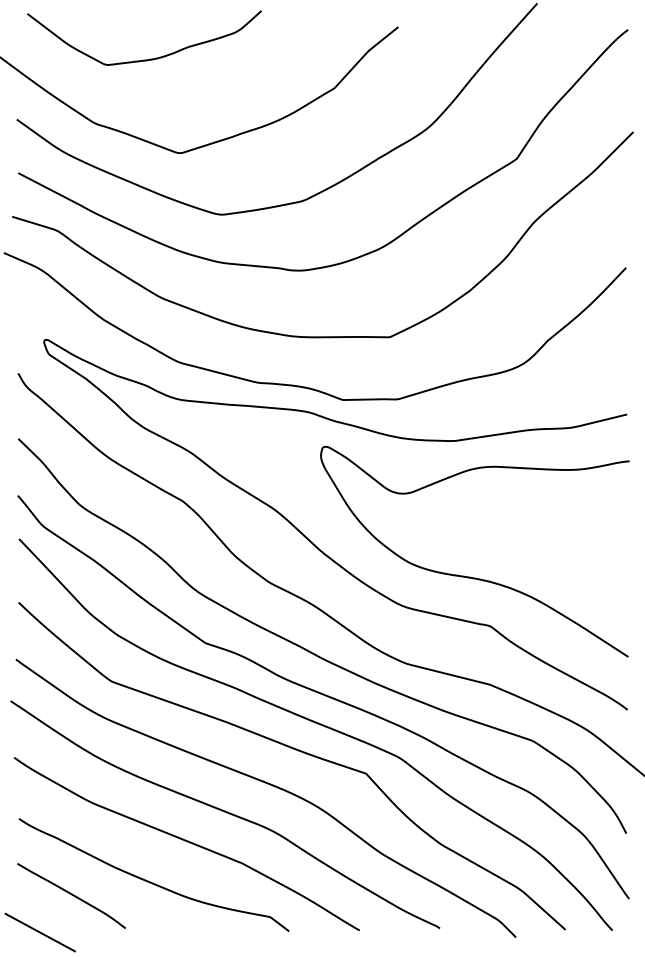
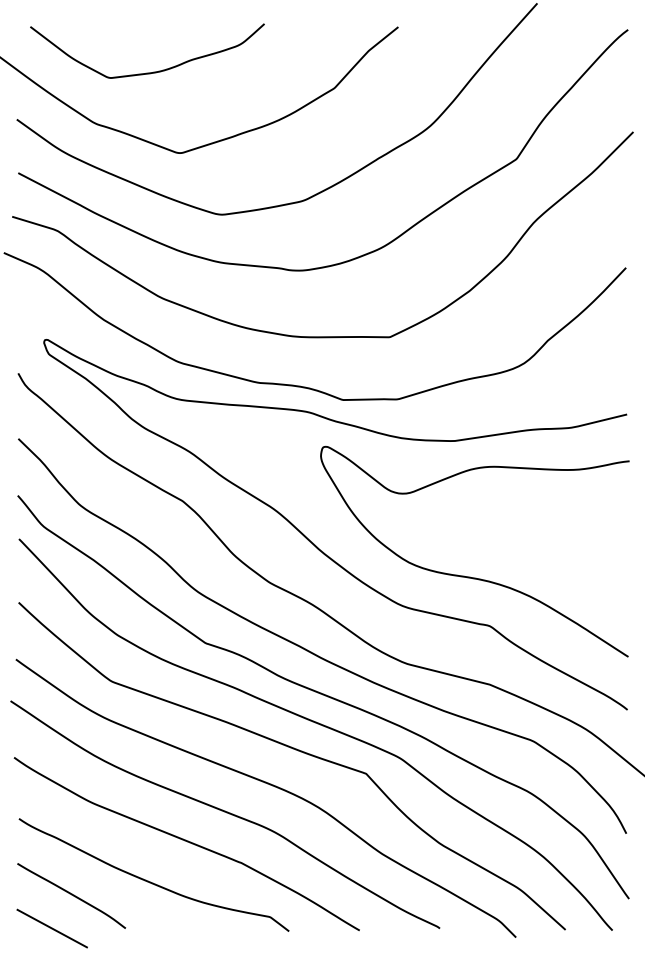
curve position: (150, 58) -> (153, 71) (153, 71)
line position: (39, 932) -> (51, 928) (51, 928)
